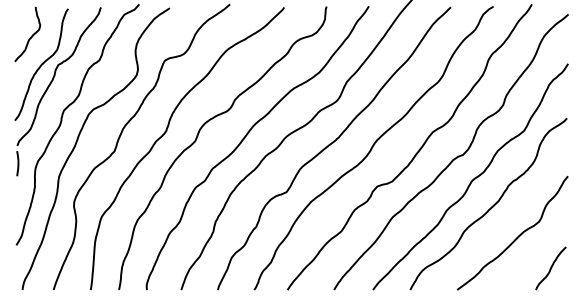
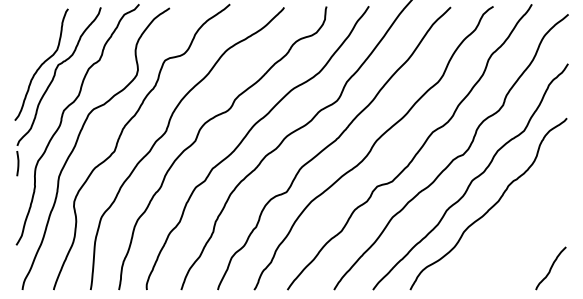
curve: present -> none (30, 36)
curve: present -> none (516, 237)
